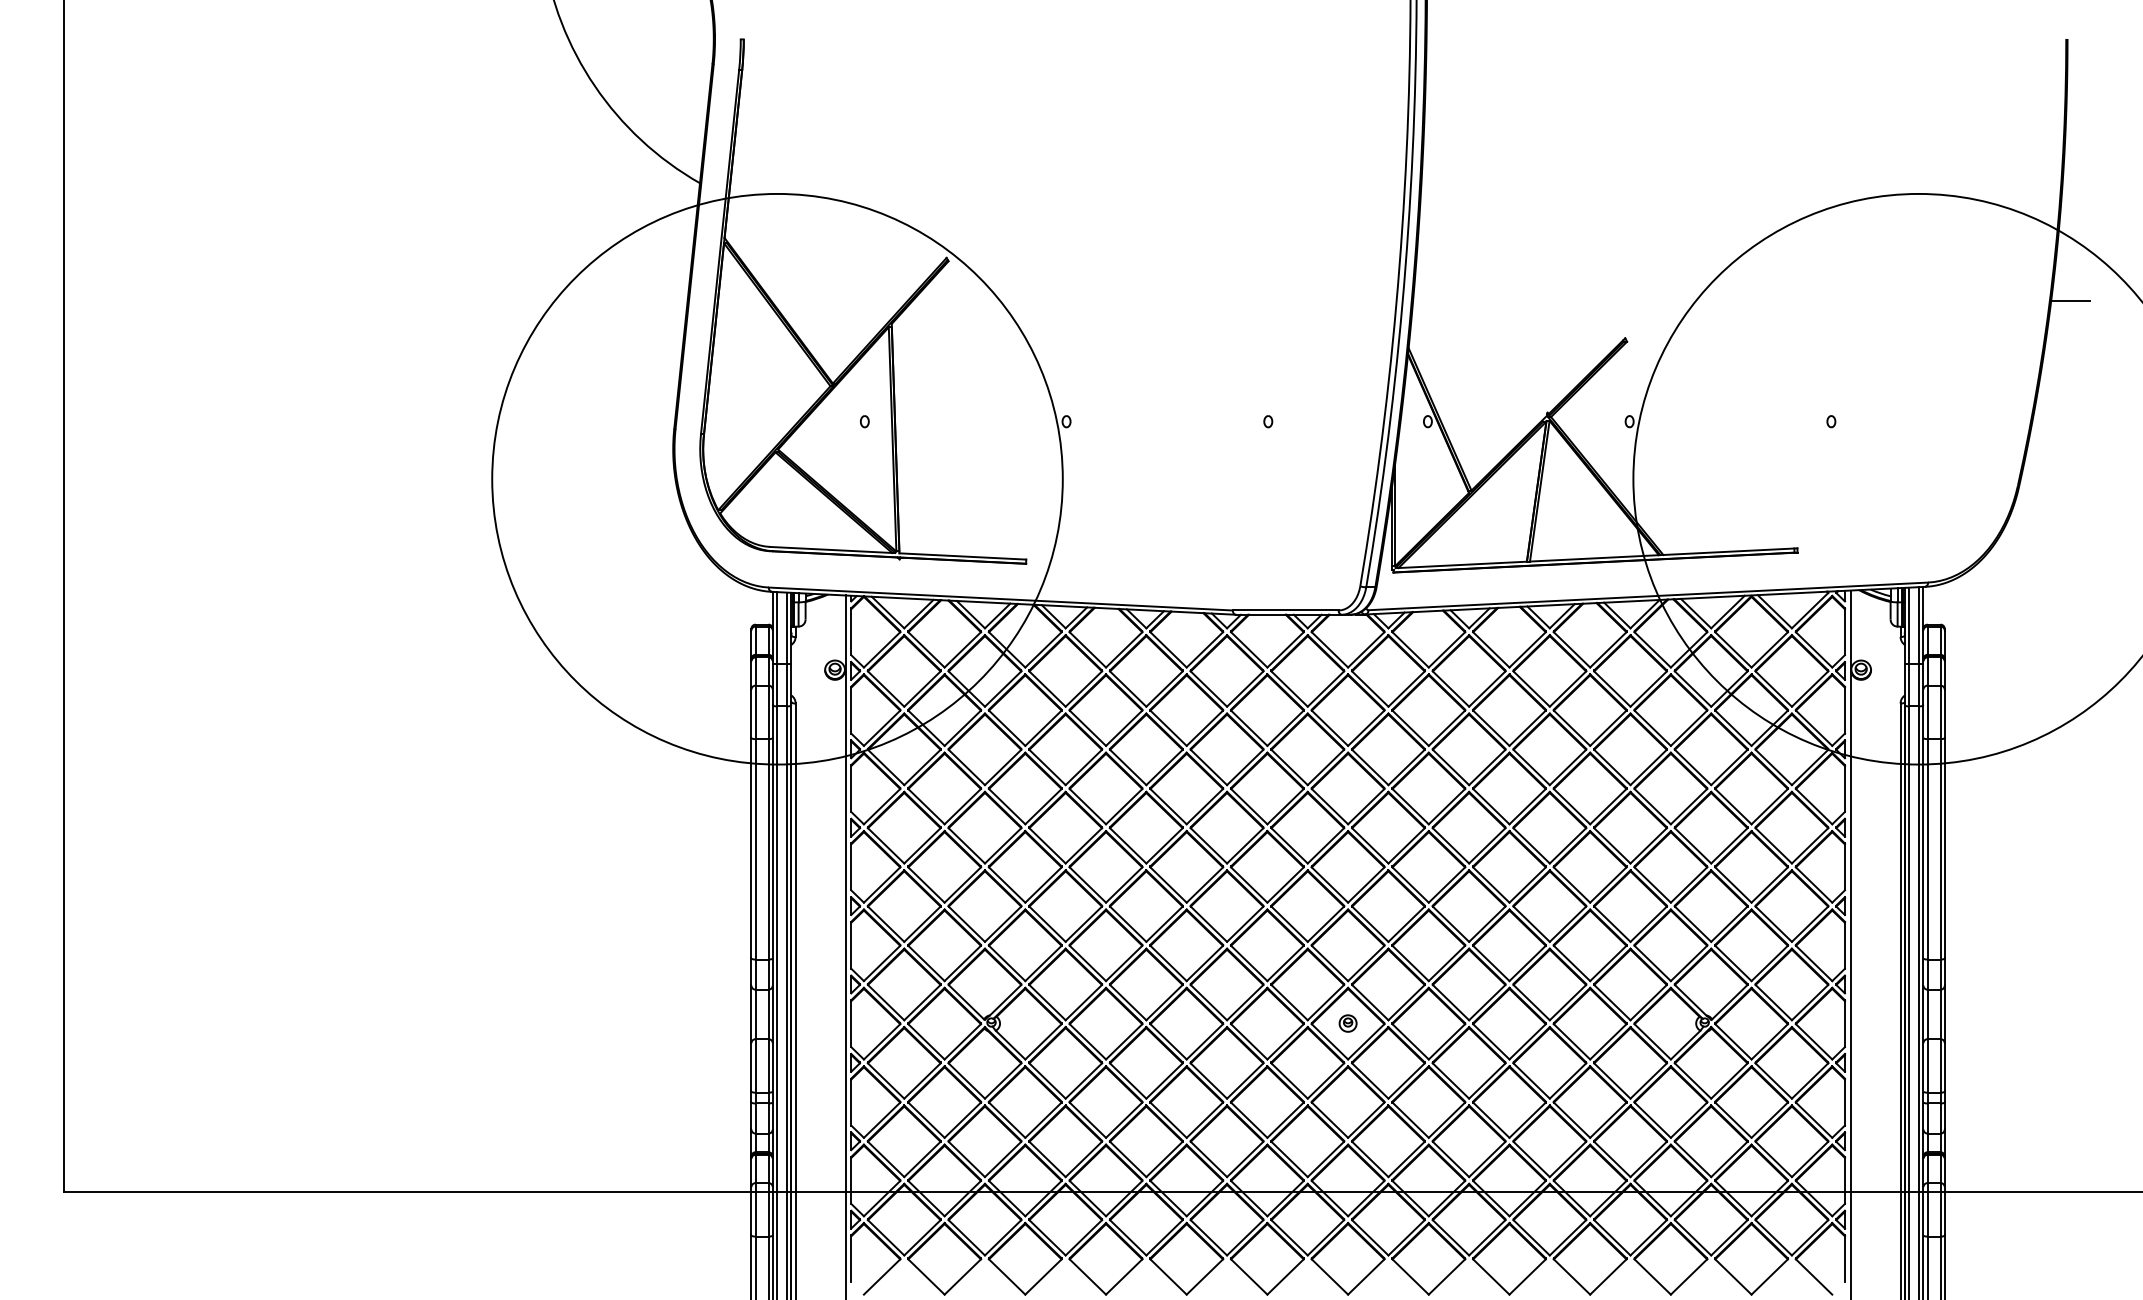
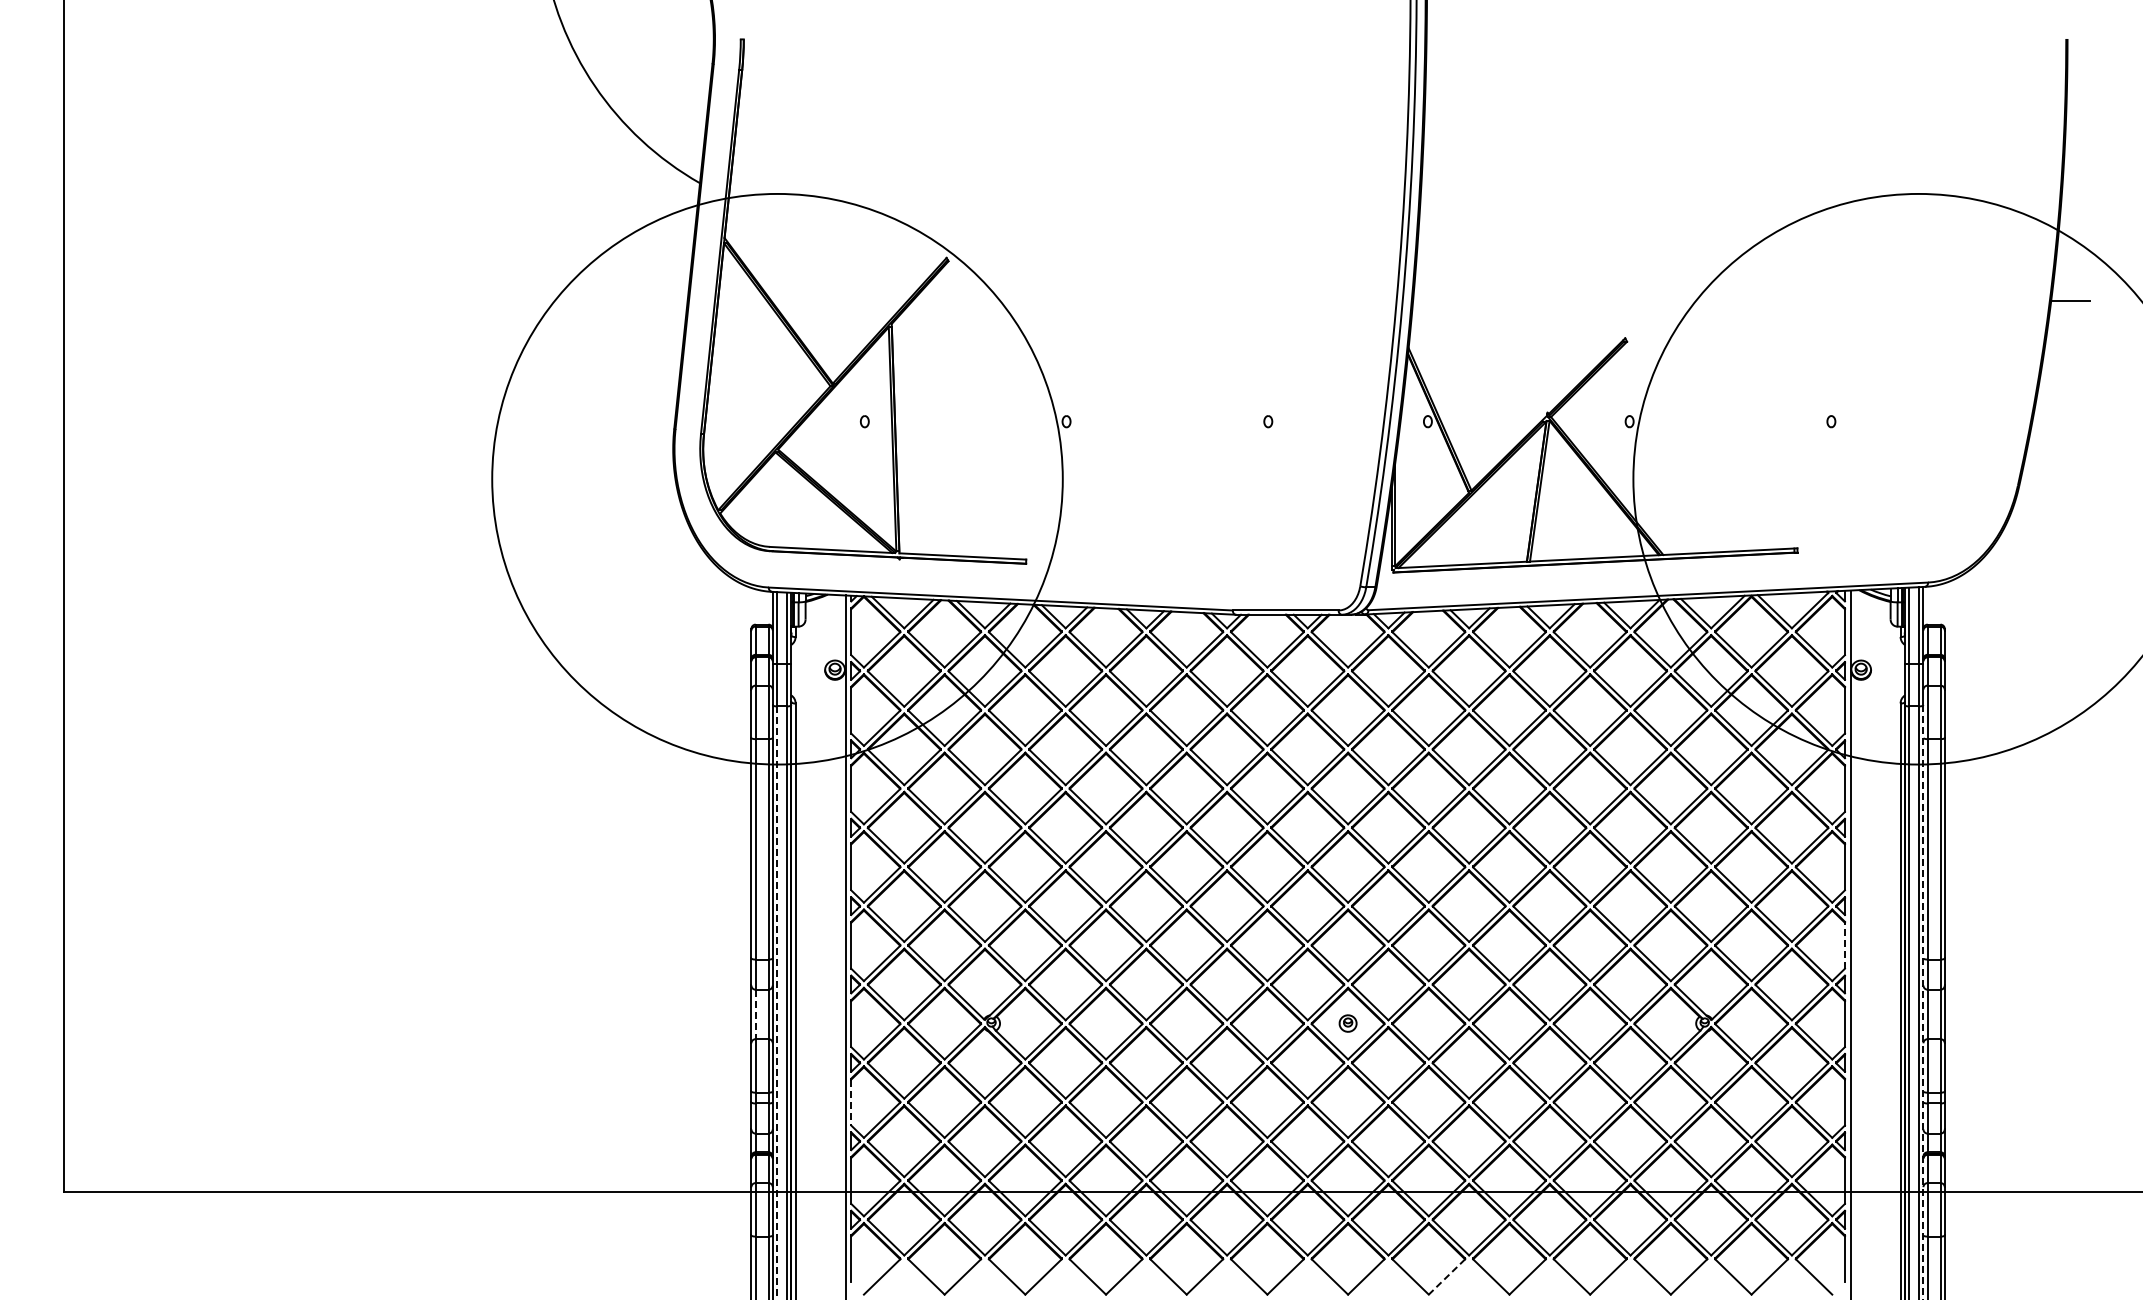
line: solid -> dashed (1844, 945)
line: solid -> dashed (1923, 1002)
line: solid -> dashed (777, 1003)
line: solid -> dashed (755, 1014)
line: solid -> dashed (851, 1102)
line: solid -> dashed (1446, 1277)
